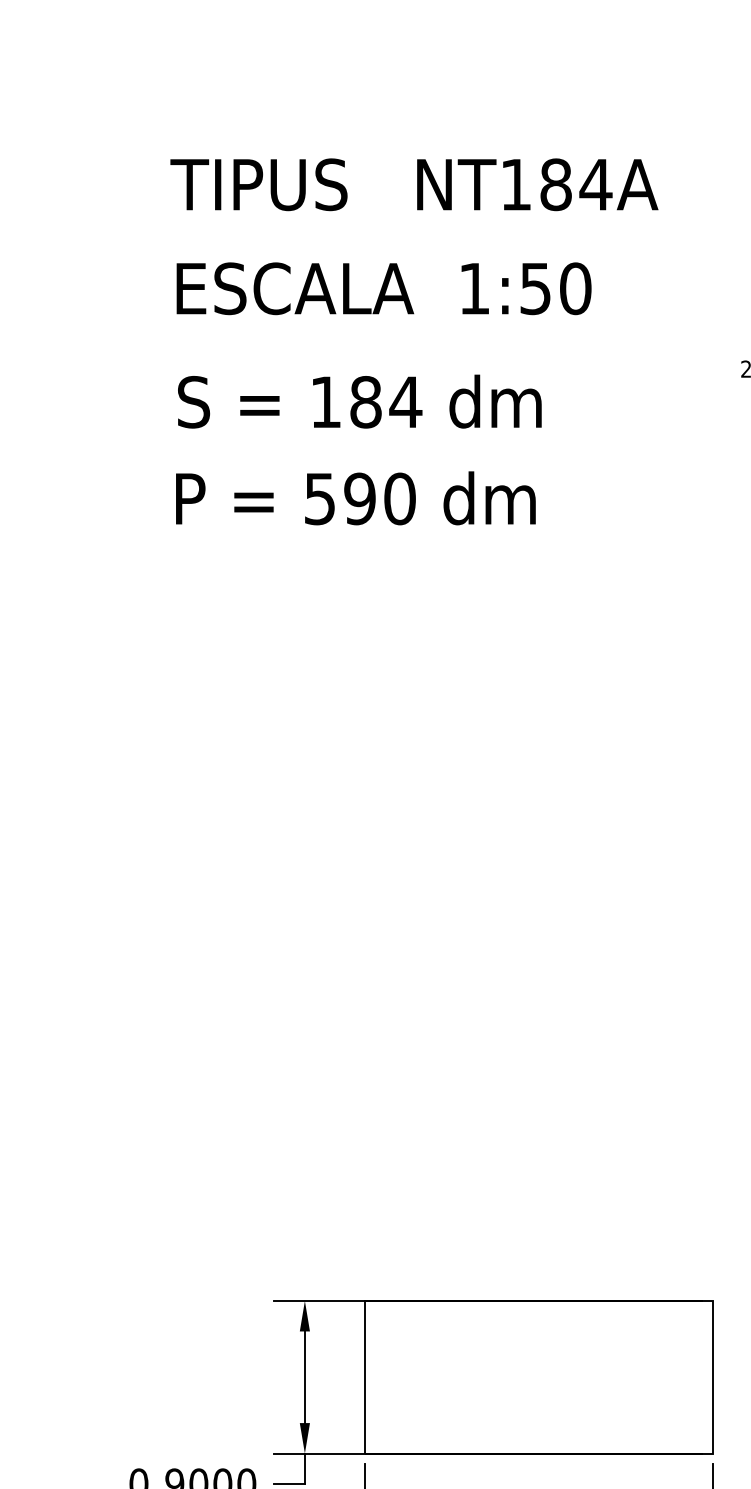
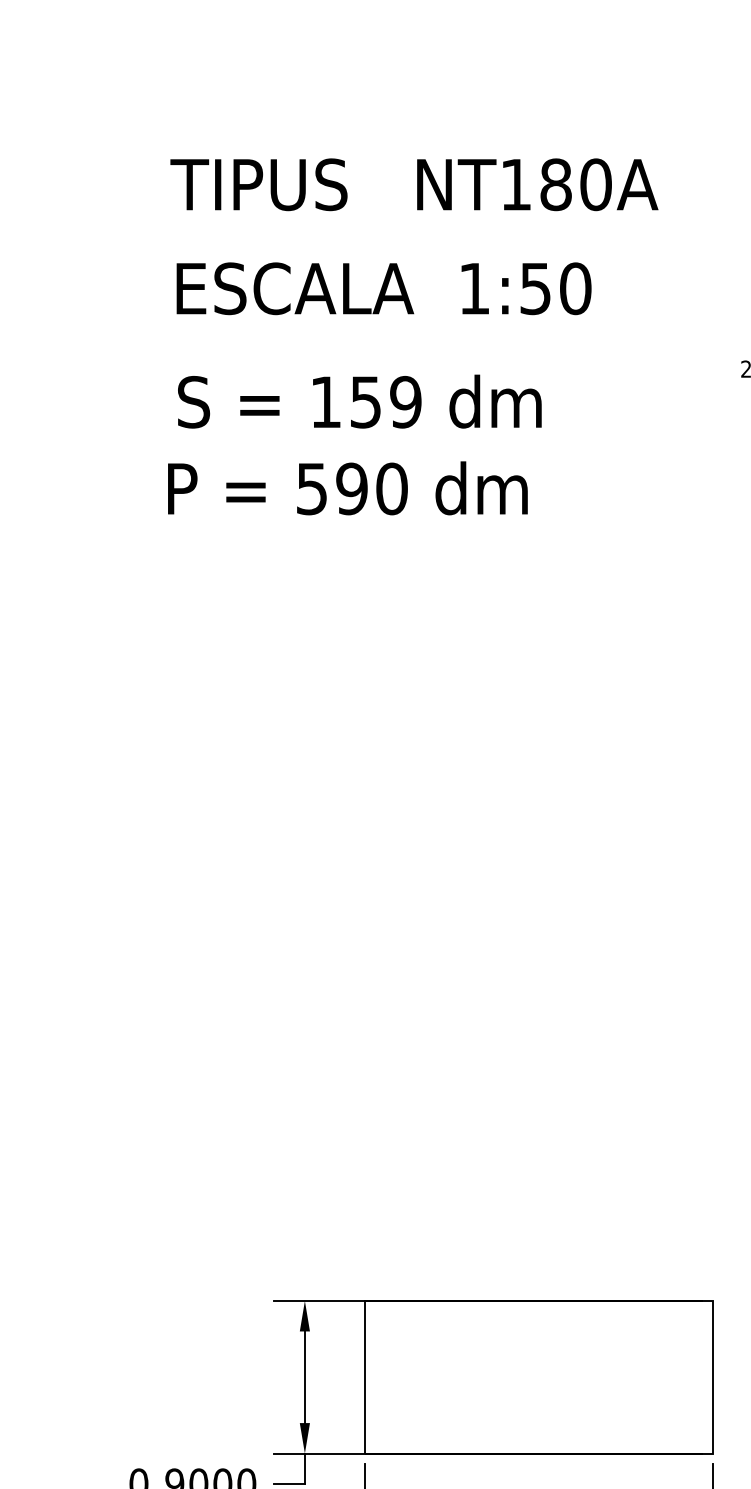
text: NT184A -> NT180A (595, 184)
text: 184 -> 159 (386, 401)
text position: (355, 498) -> (347, 488) (347, 488)
